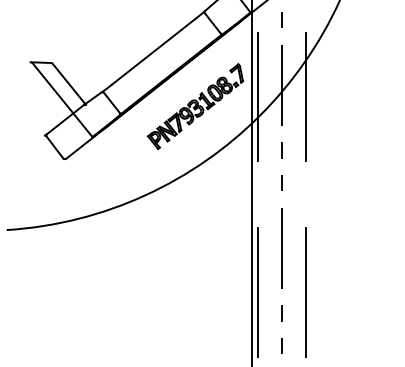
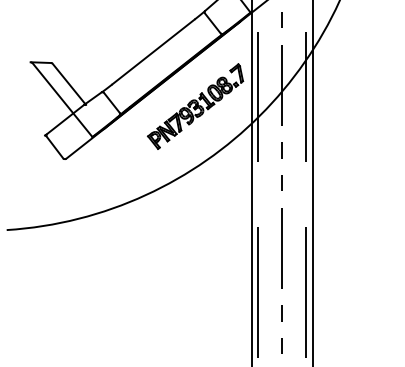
line: none -> present (312, 182)
